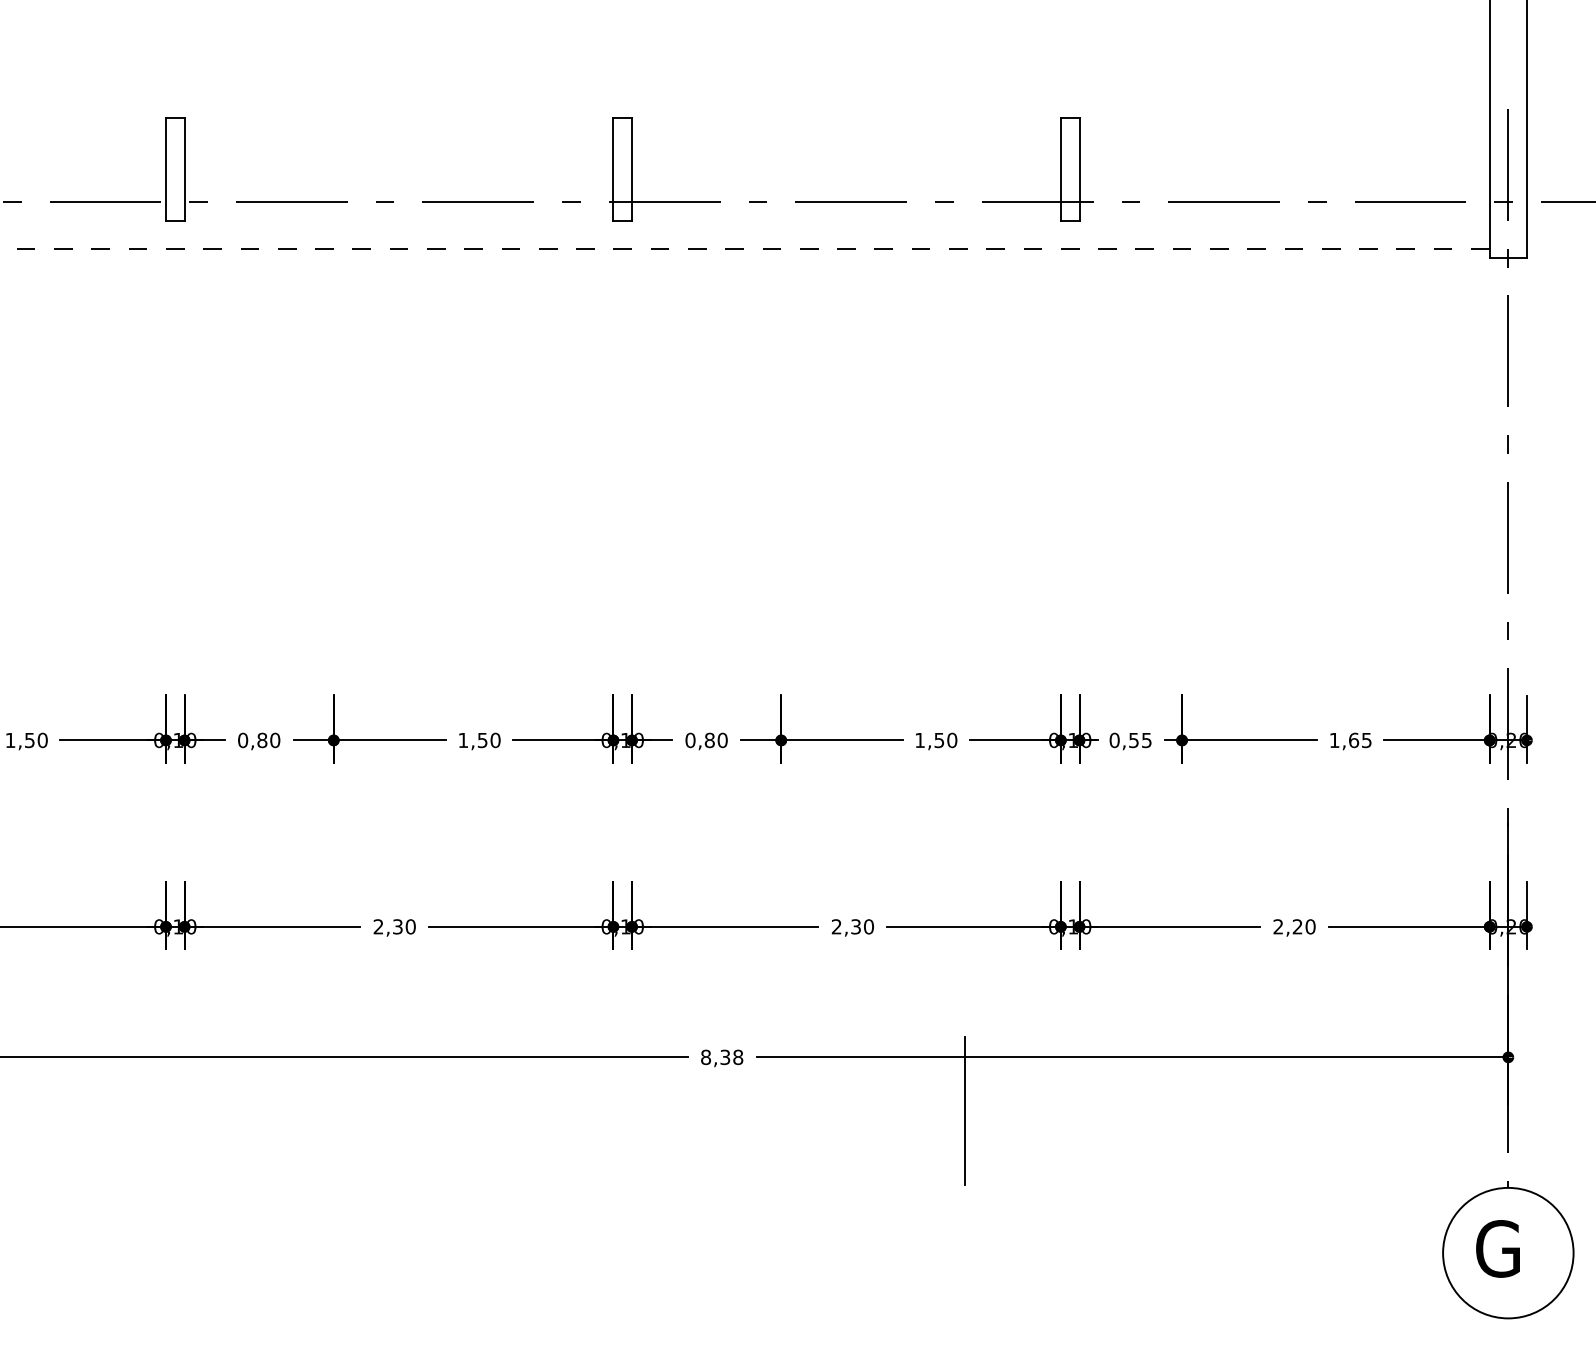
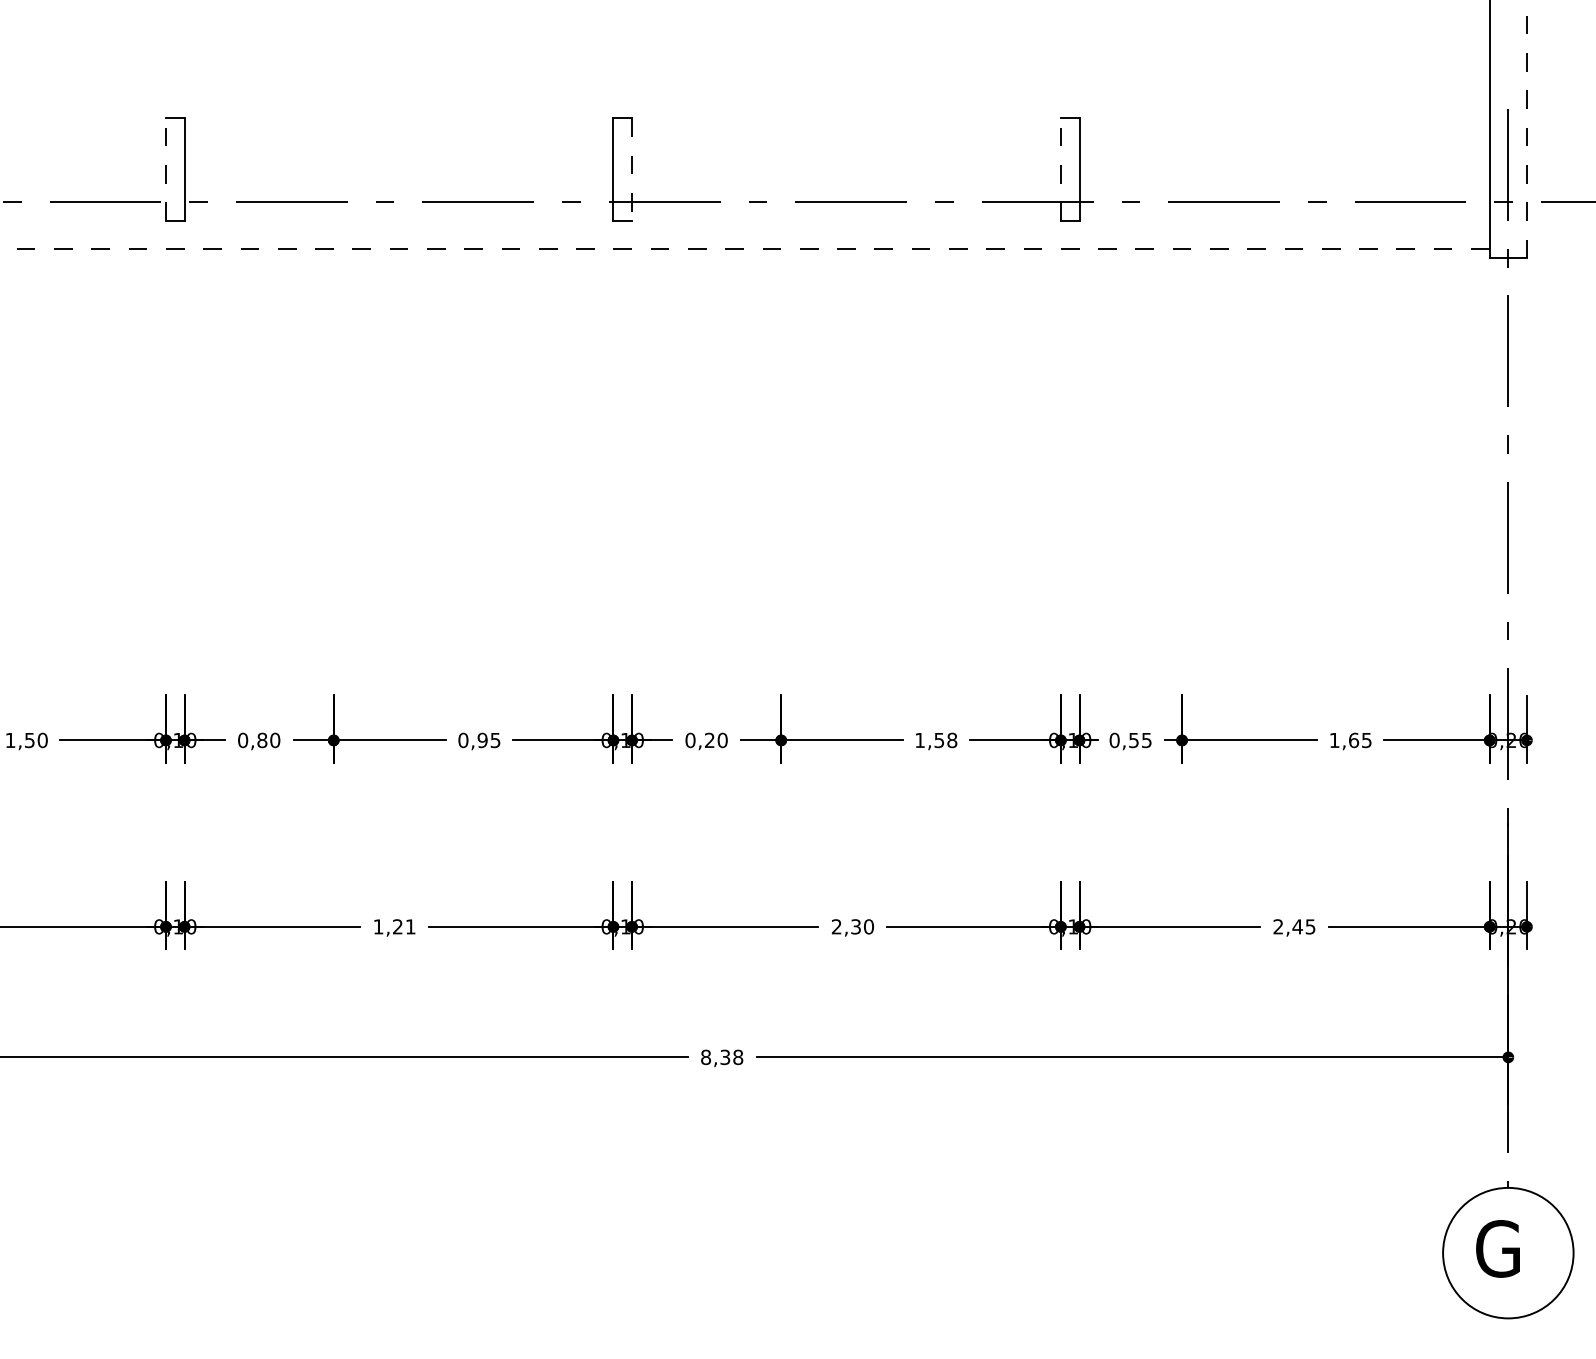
line: solid -> dashed (1526, 129)
line: solid -> dashed (165, 169)
line: solid -> dashed (1060, 169)
line: solid -> dashed (632, 170)
text: 1,50 -> 0,95 (479, 740)
text: 0,80 -> 0,20 (709, 740)
text: 1,50 -> 1,58 (952, 740)
text: 2,30 -> 1,21 (394, 926)
text: 2,20 -> 2,45 (1303, 926)
line: present -> none (965, 1110)
